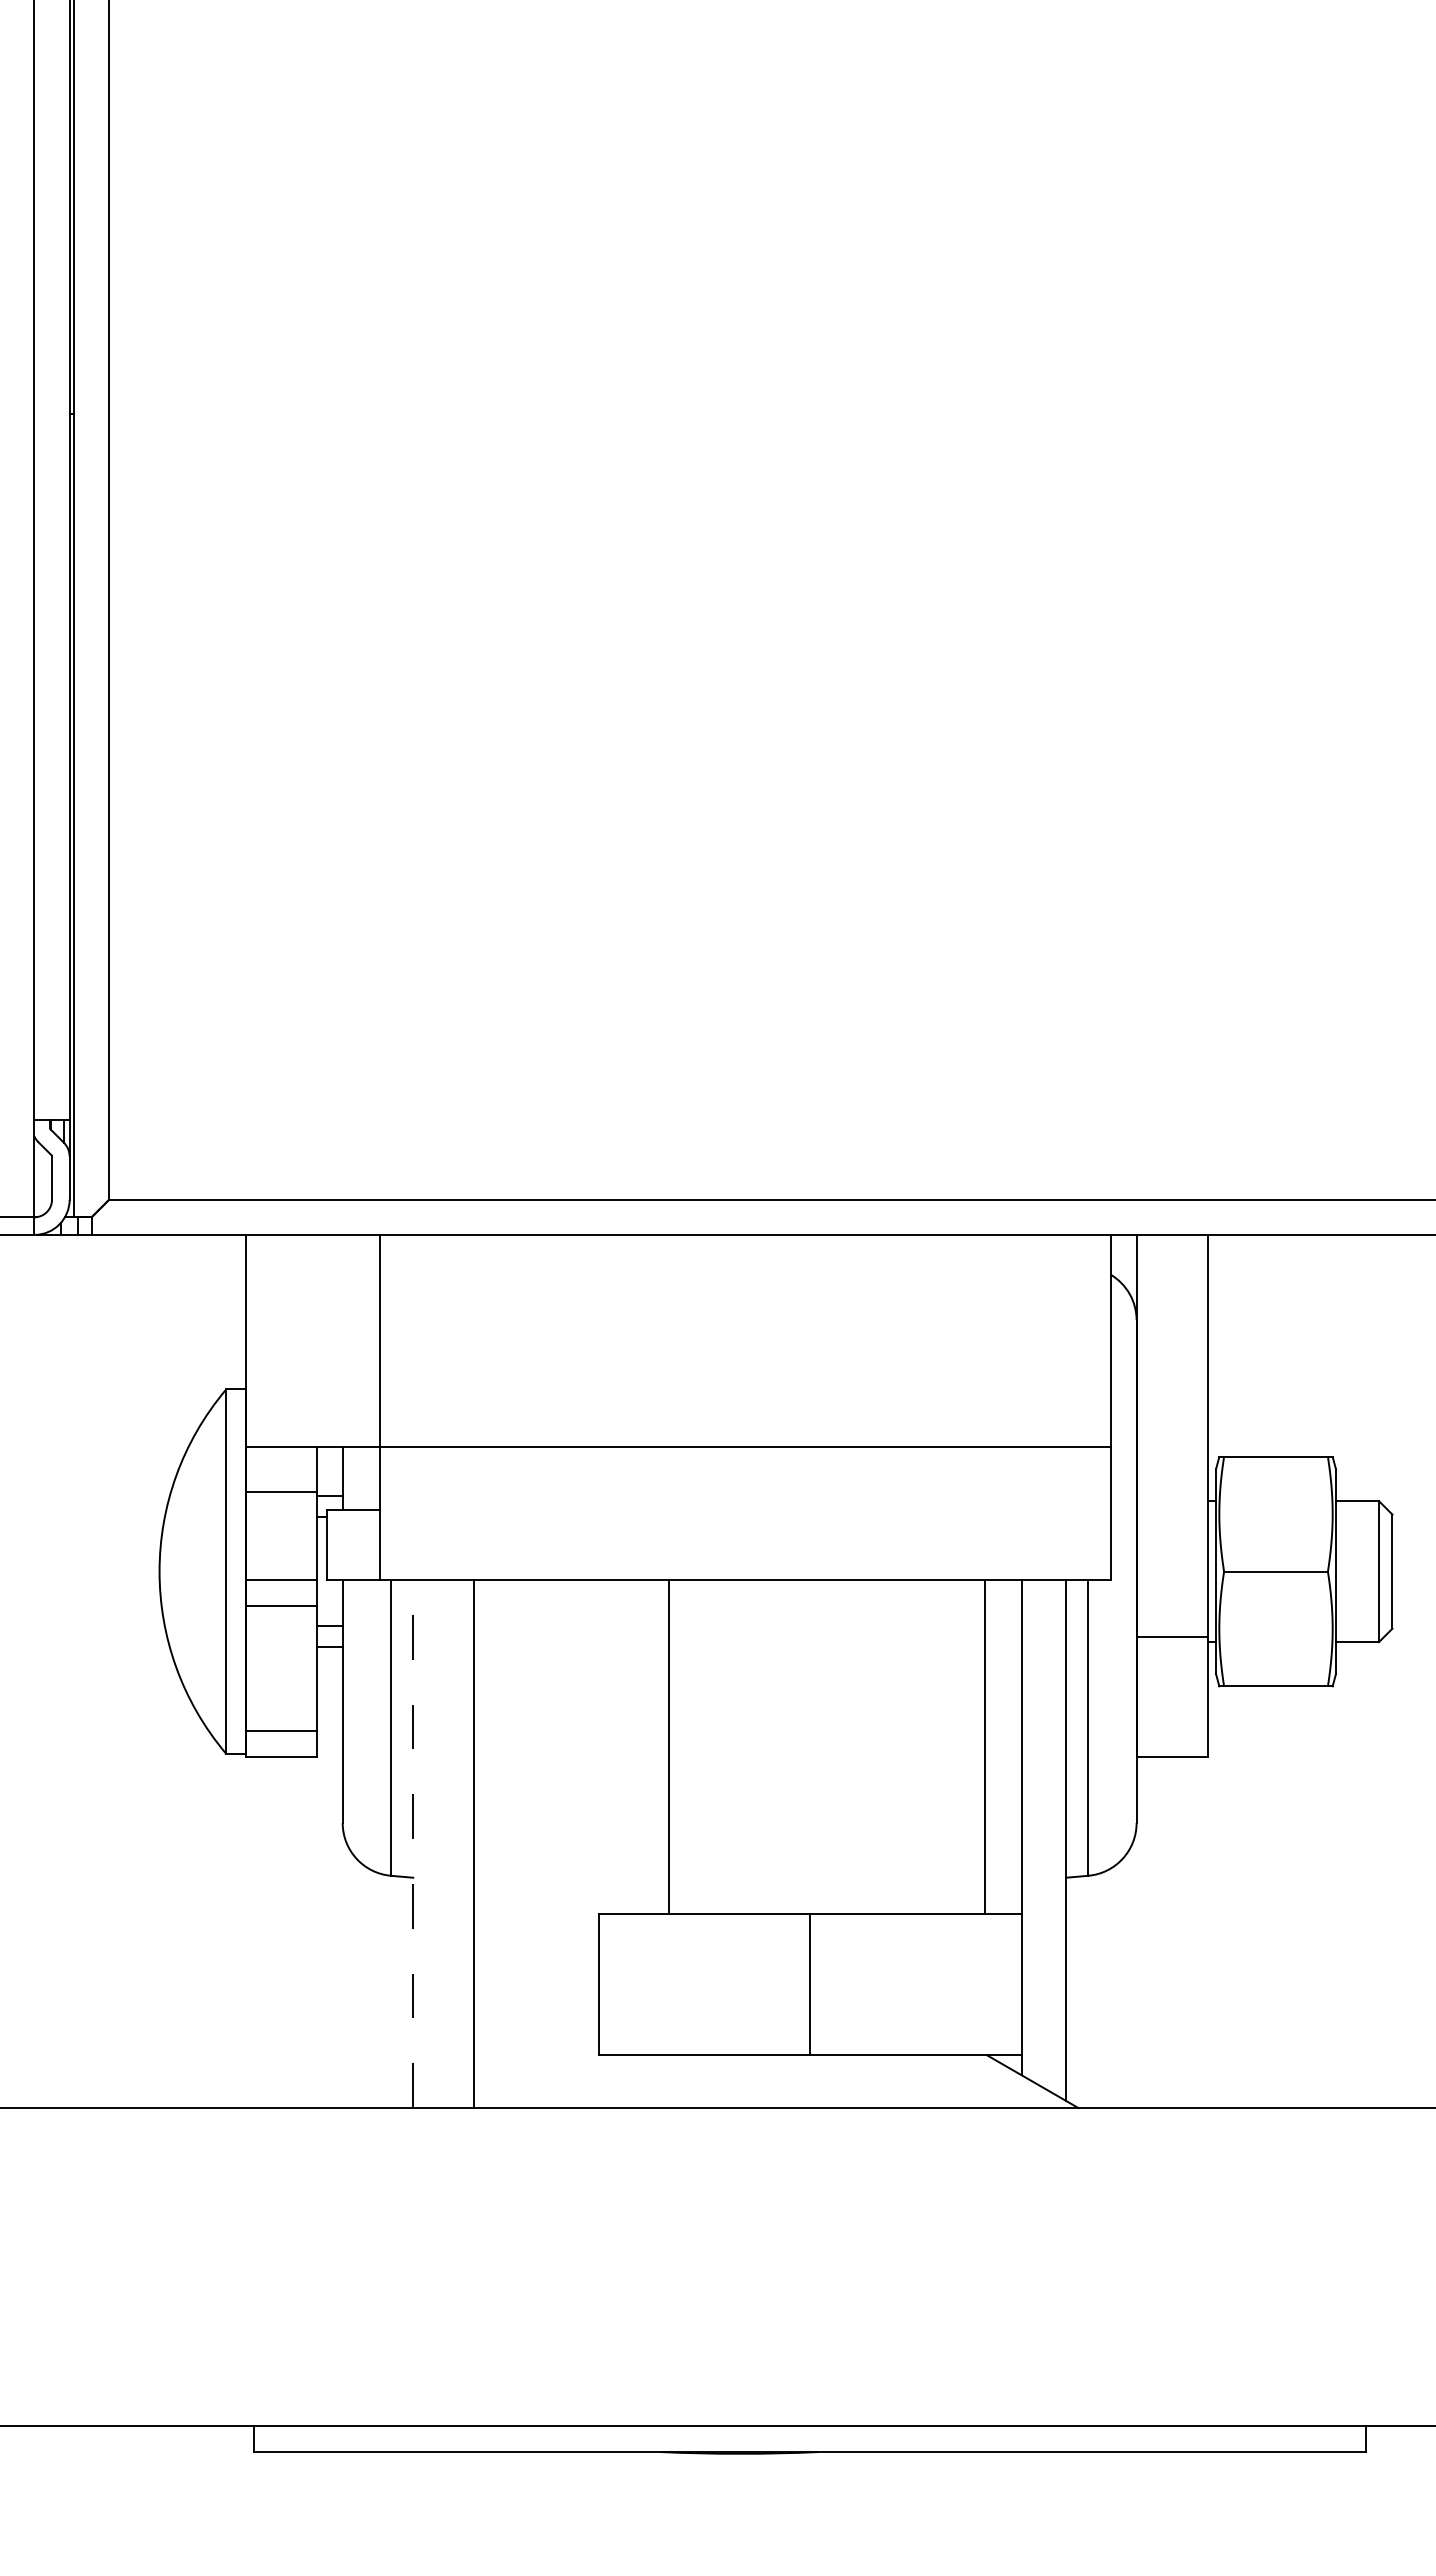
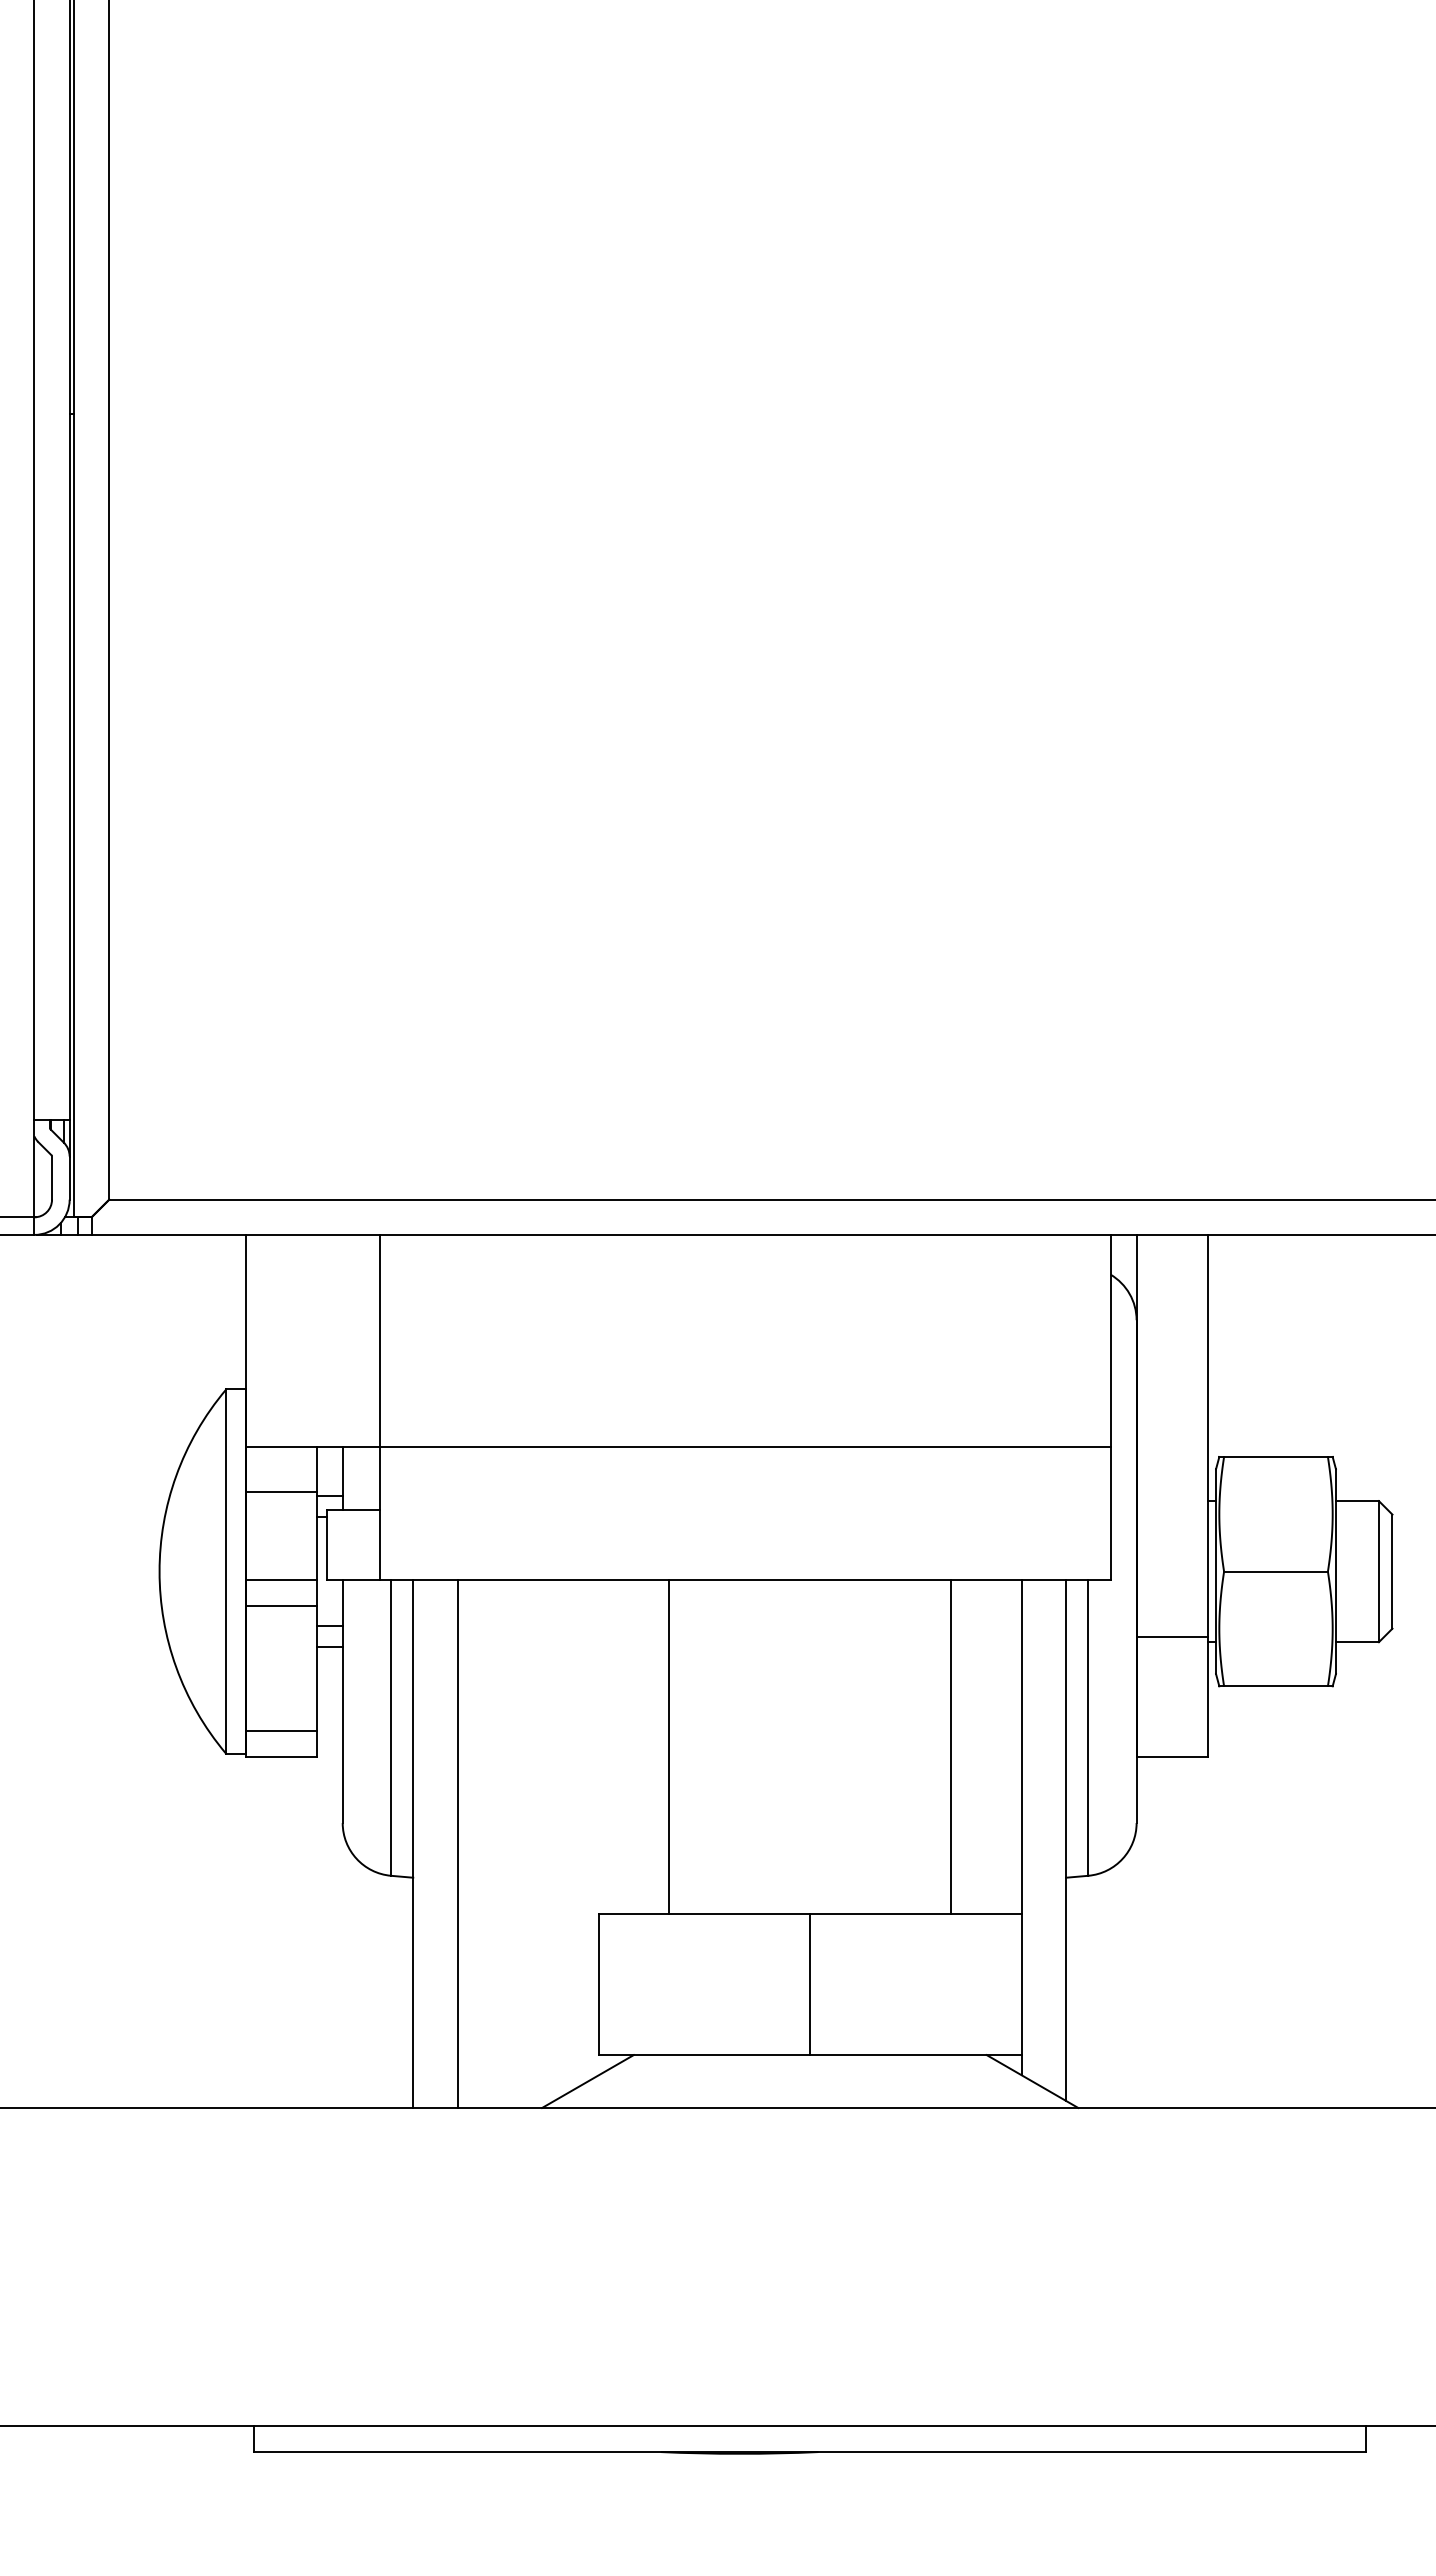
line position: (985, 1746) -> (951, 1746) (951, 1746)
line position: (473, 1843) -> (457, 1843) (457, 1843)
line: dashed -> solid (413, 1844)
line: none -> present (587, 2081)
